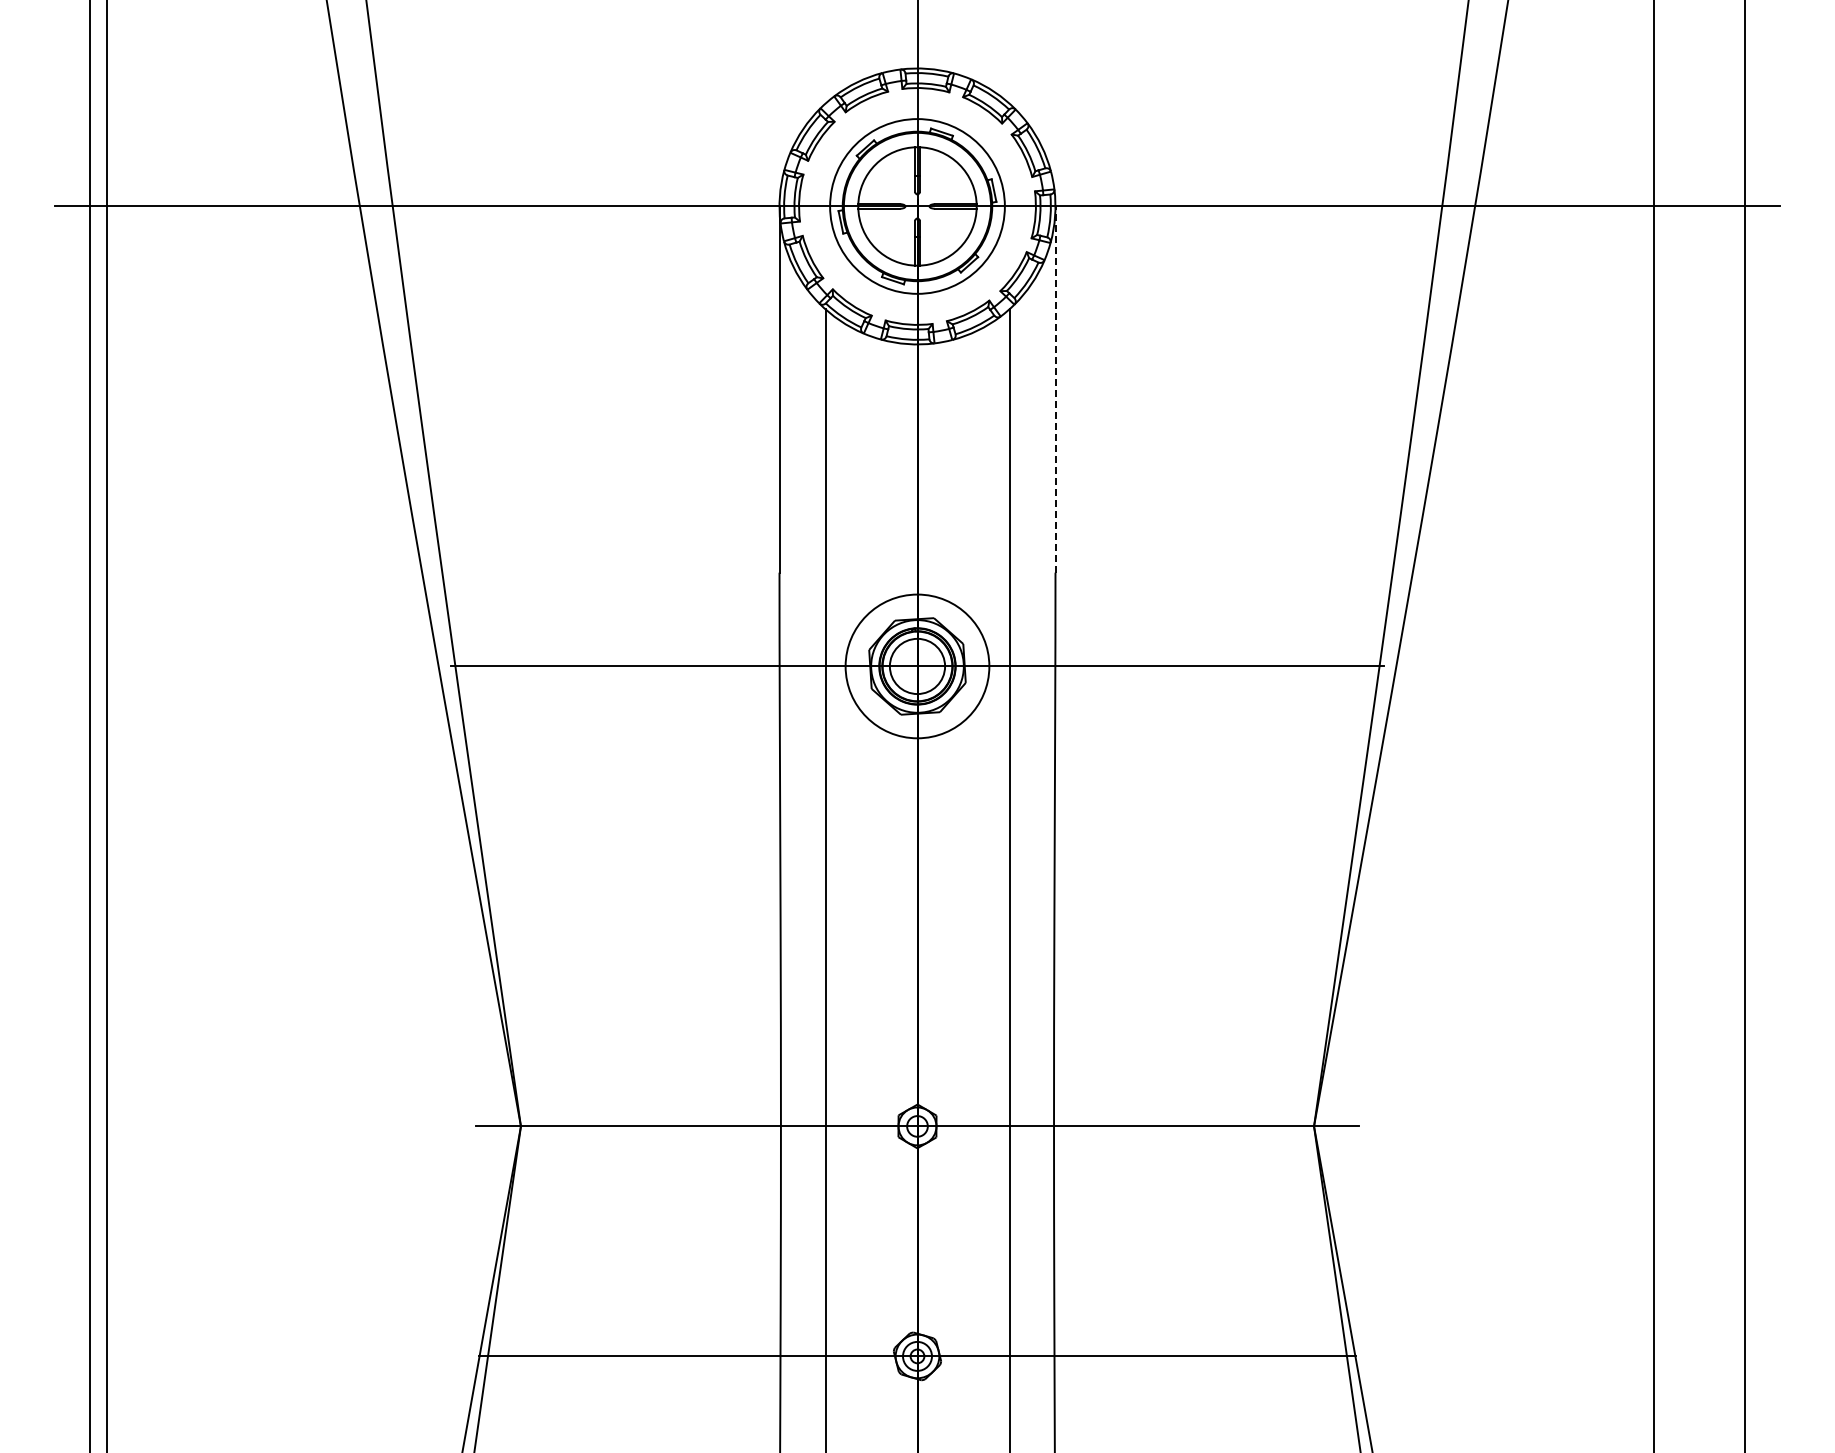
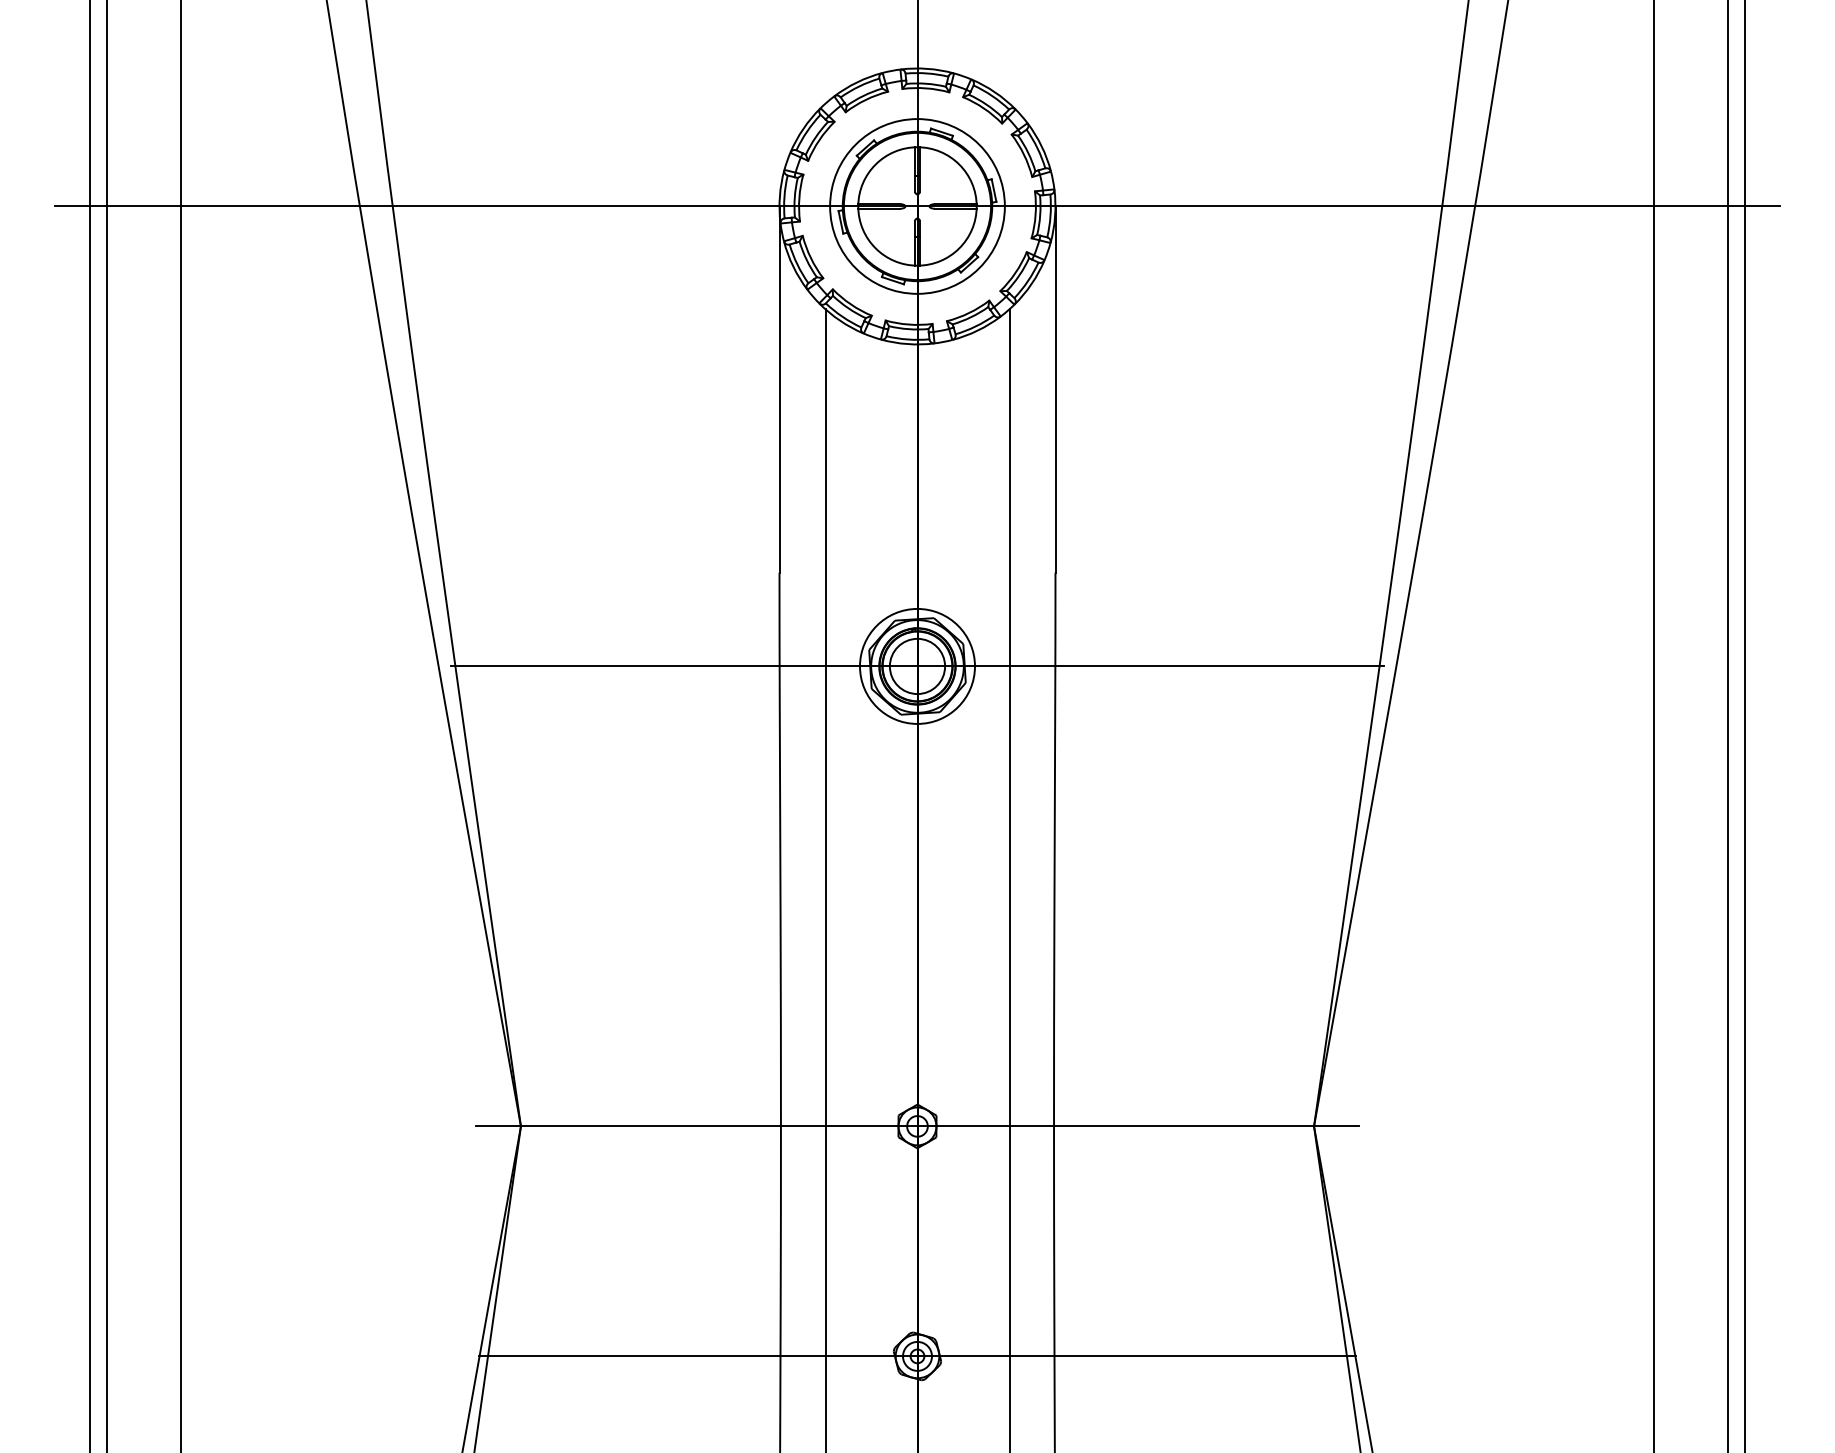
line: dashed -> solid (1055, 389)
circle diameter: 144 px -> 115 px (917, 665)
line: none -> present (181, 725)
line: none -> present (1727, 725)
